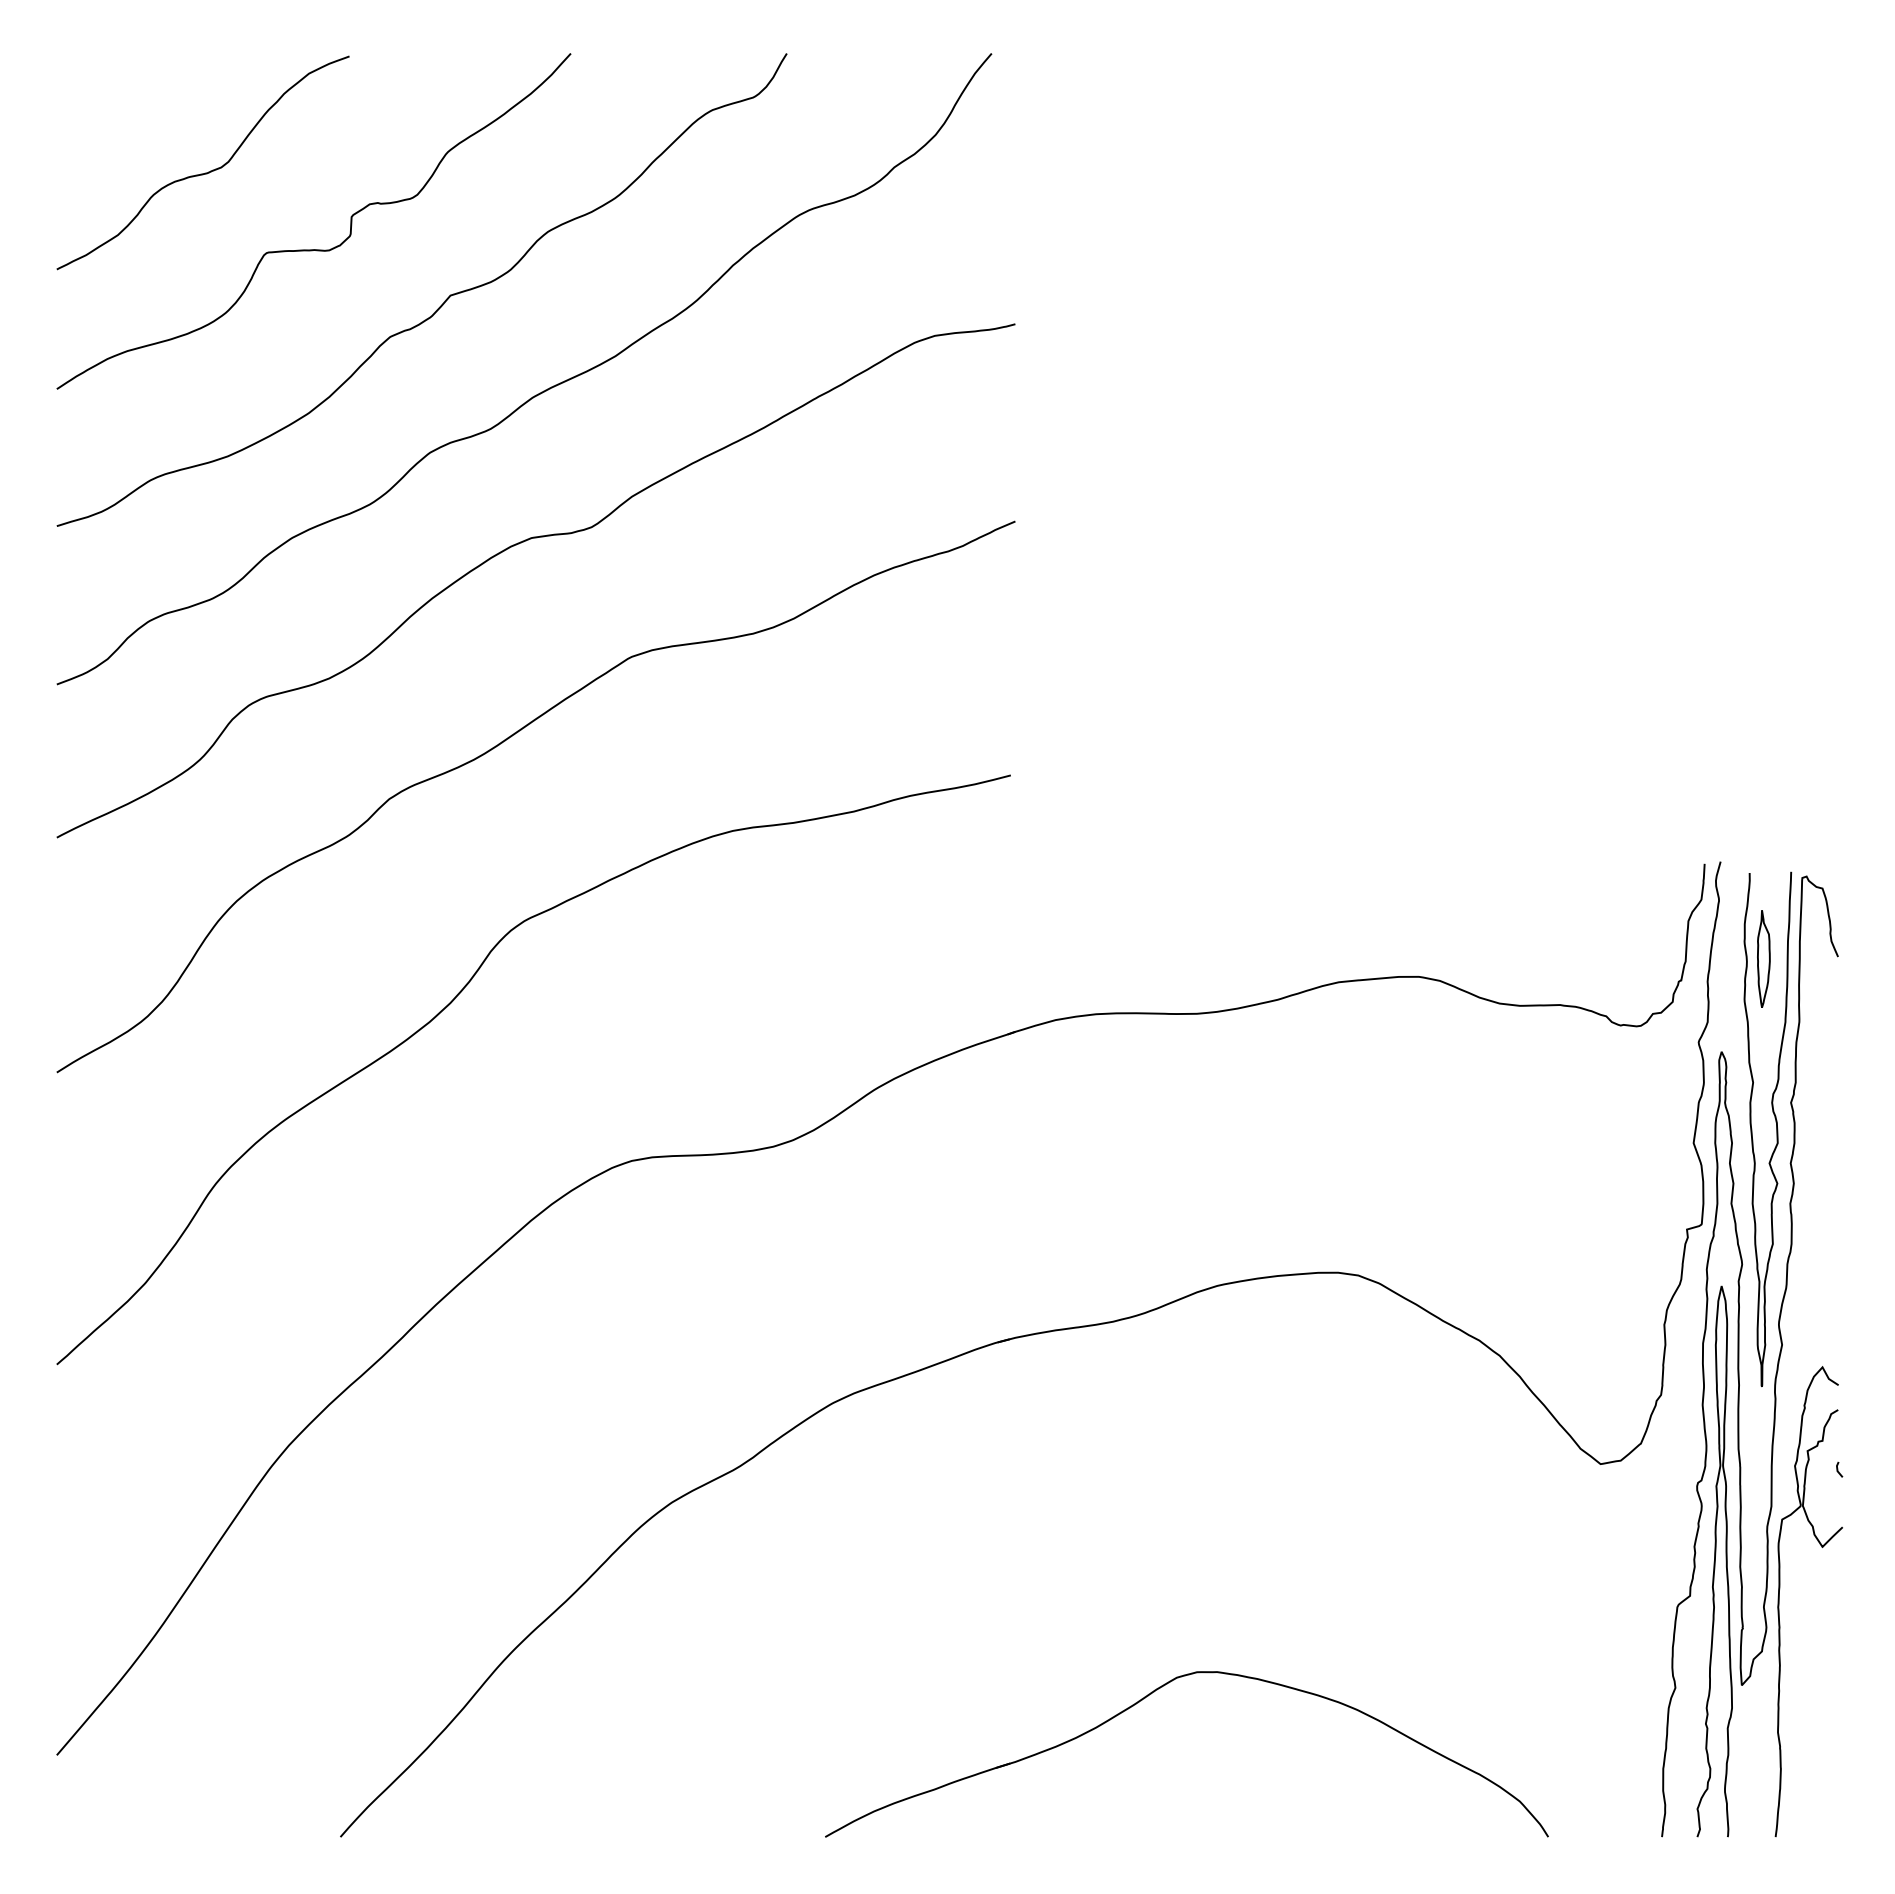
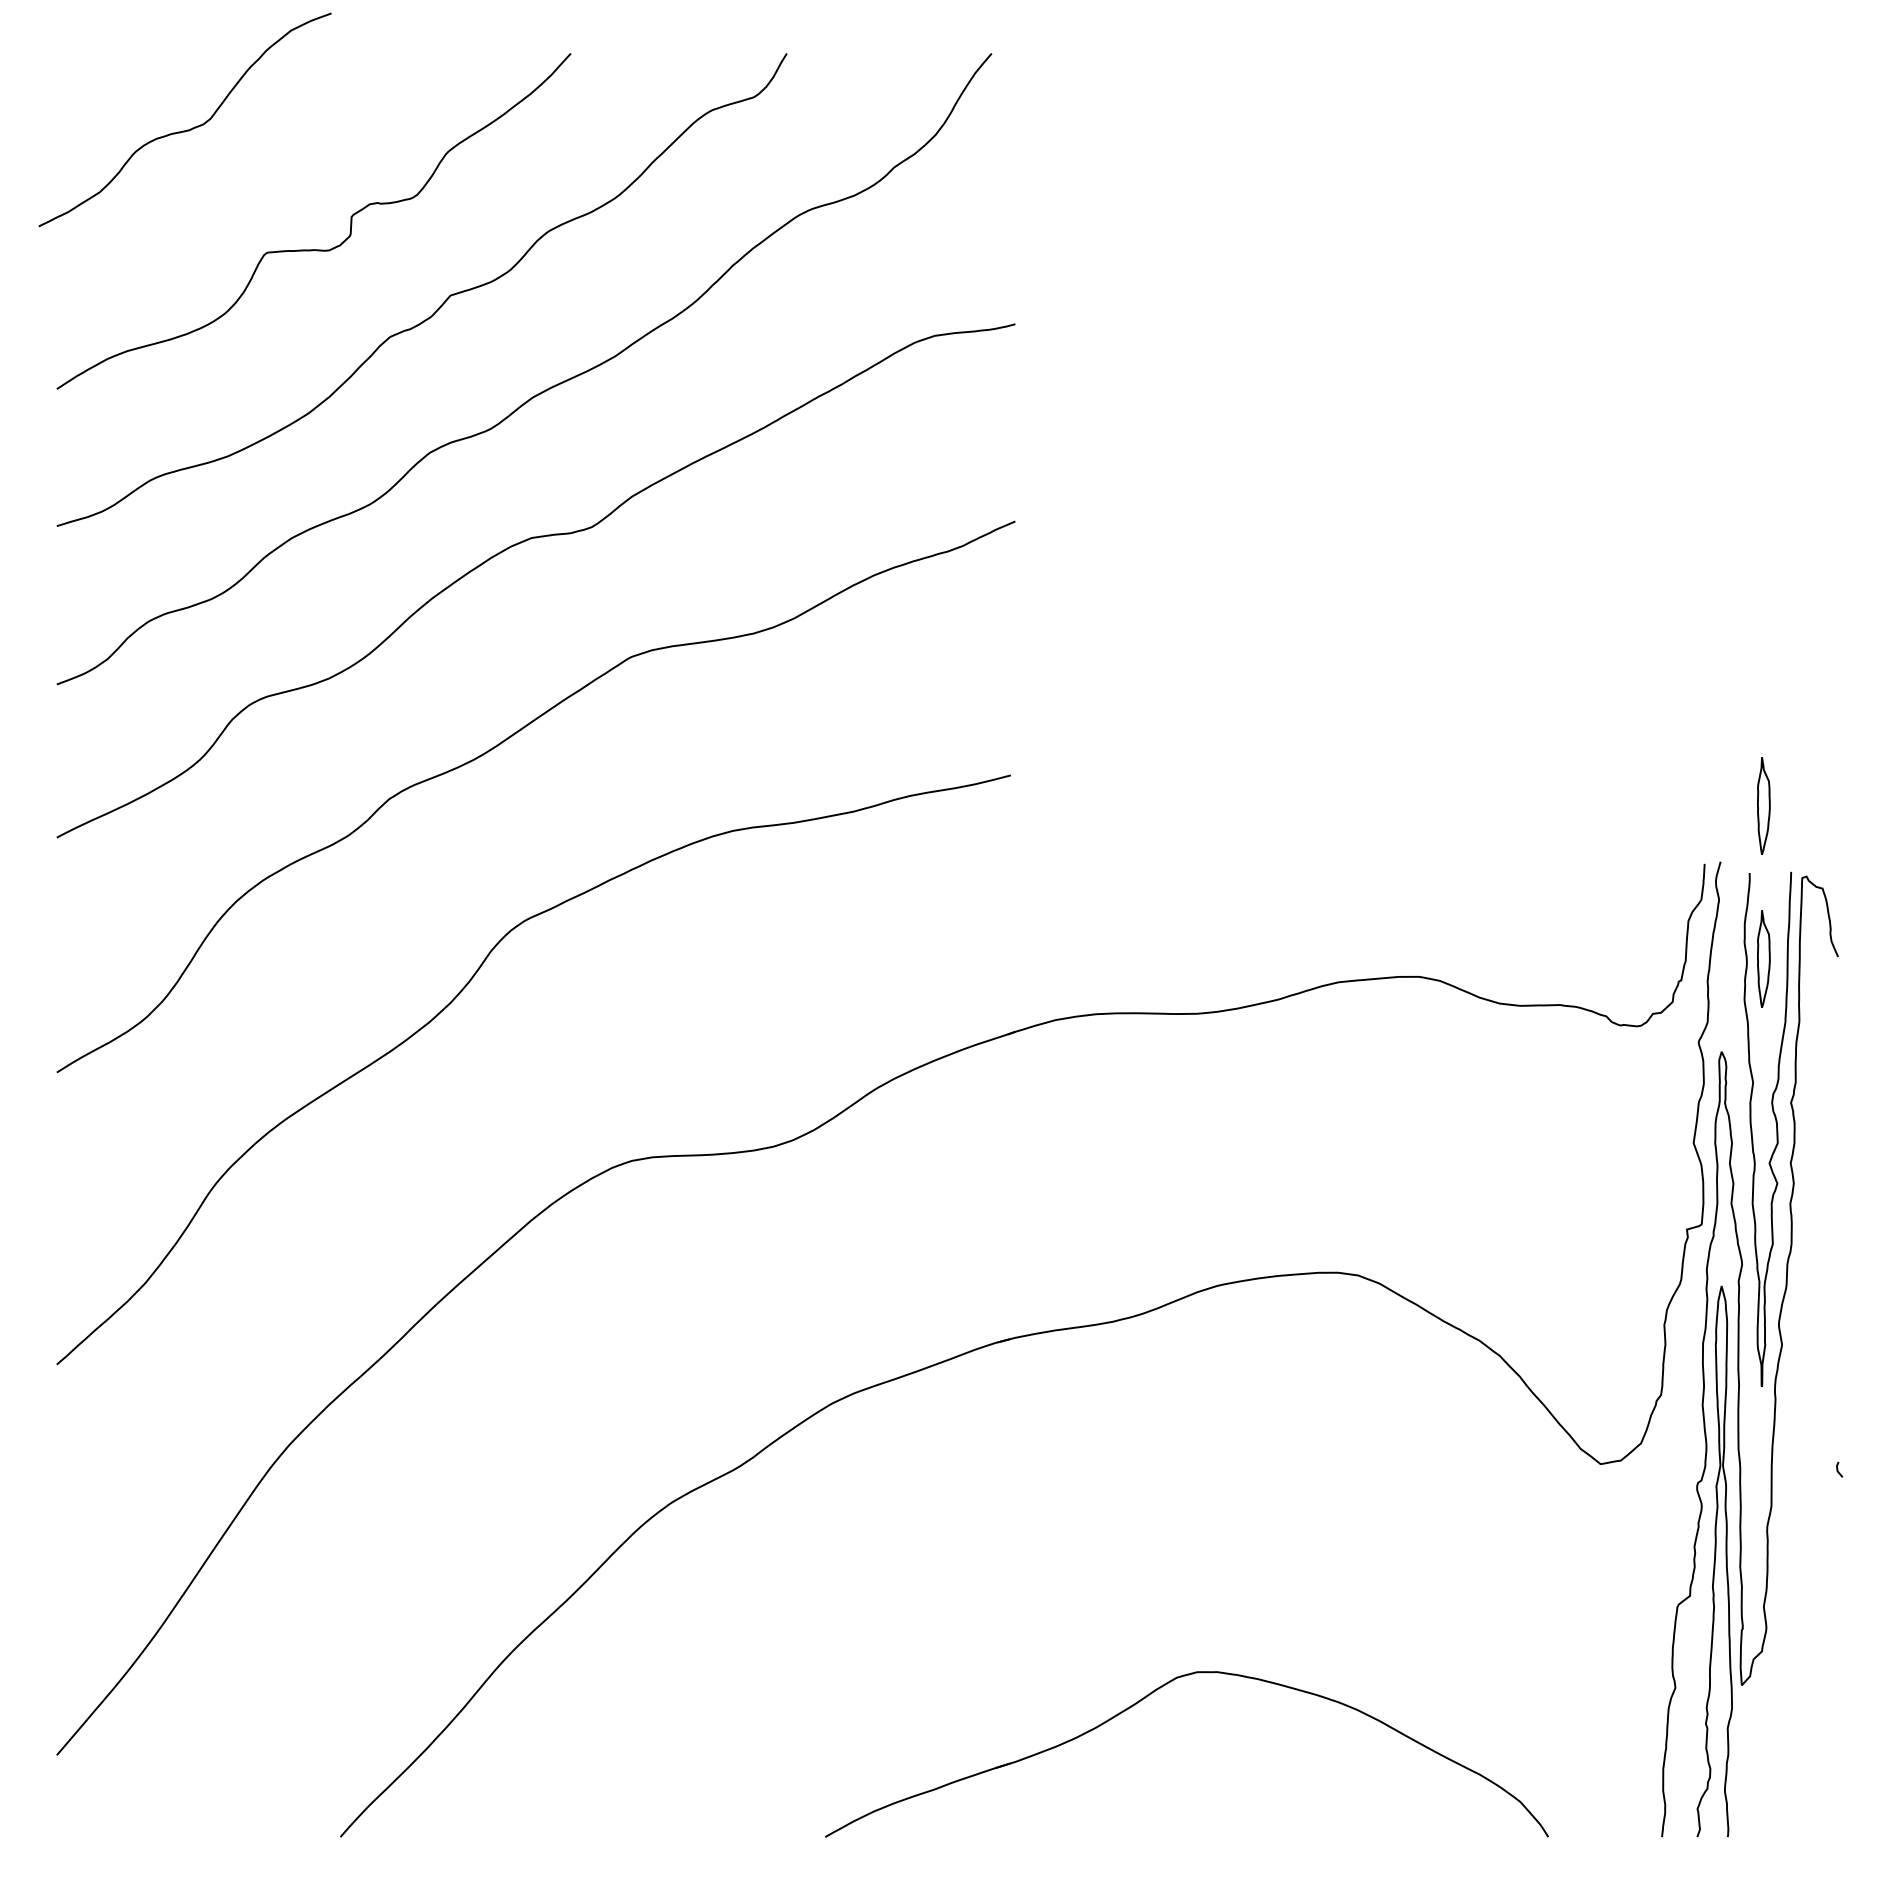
curve position: (205, 172) -> (187, 129) (187, 129)
part: none -> present (1763, 805)
part: present -> none (1779, 1601)
